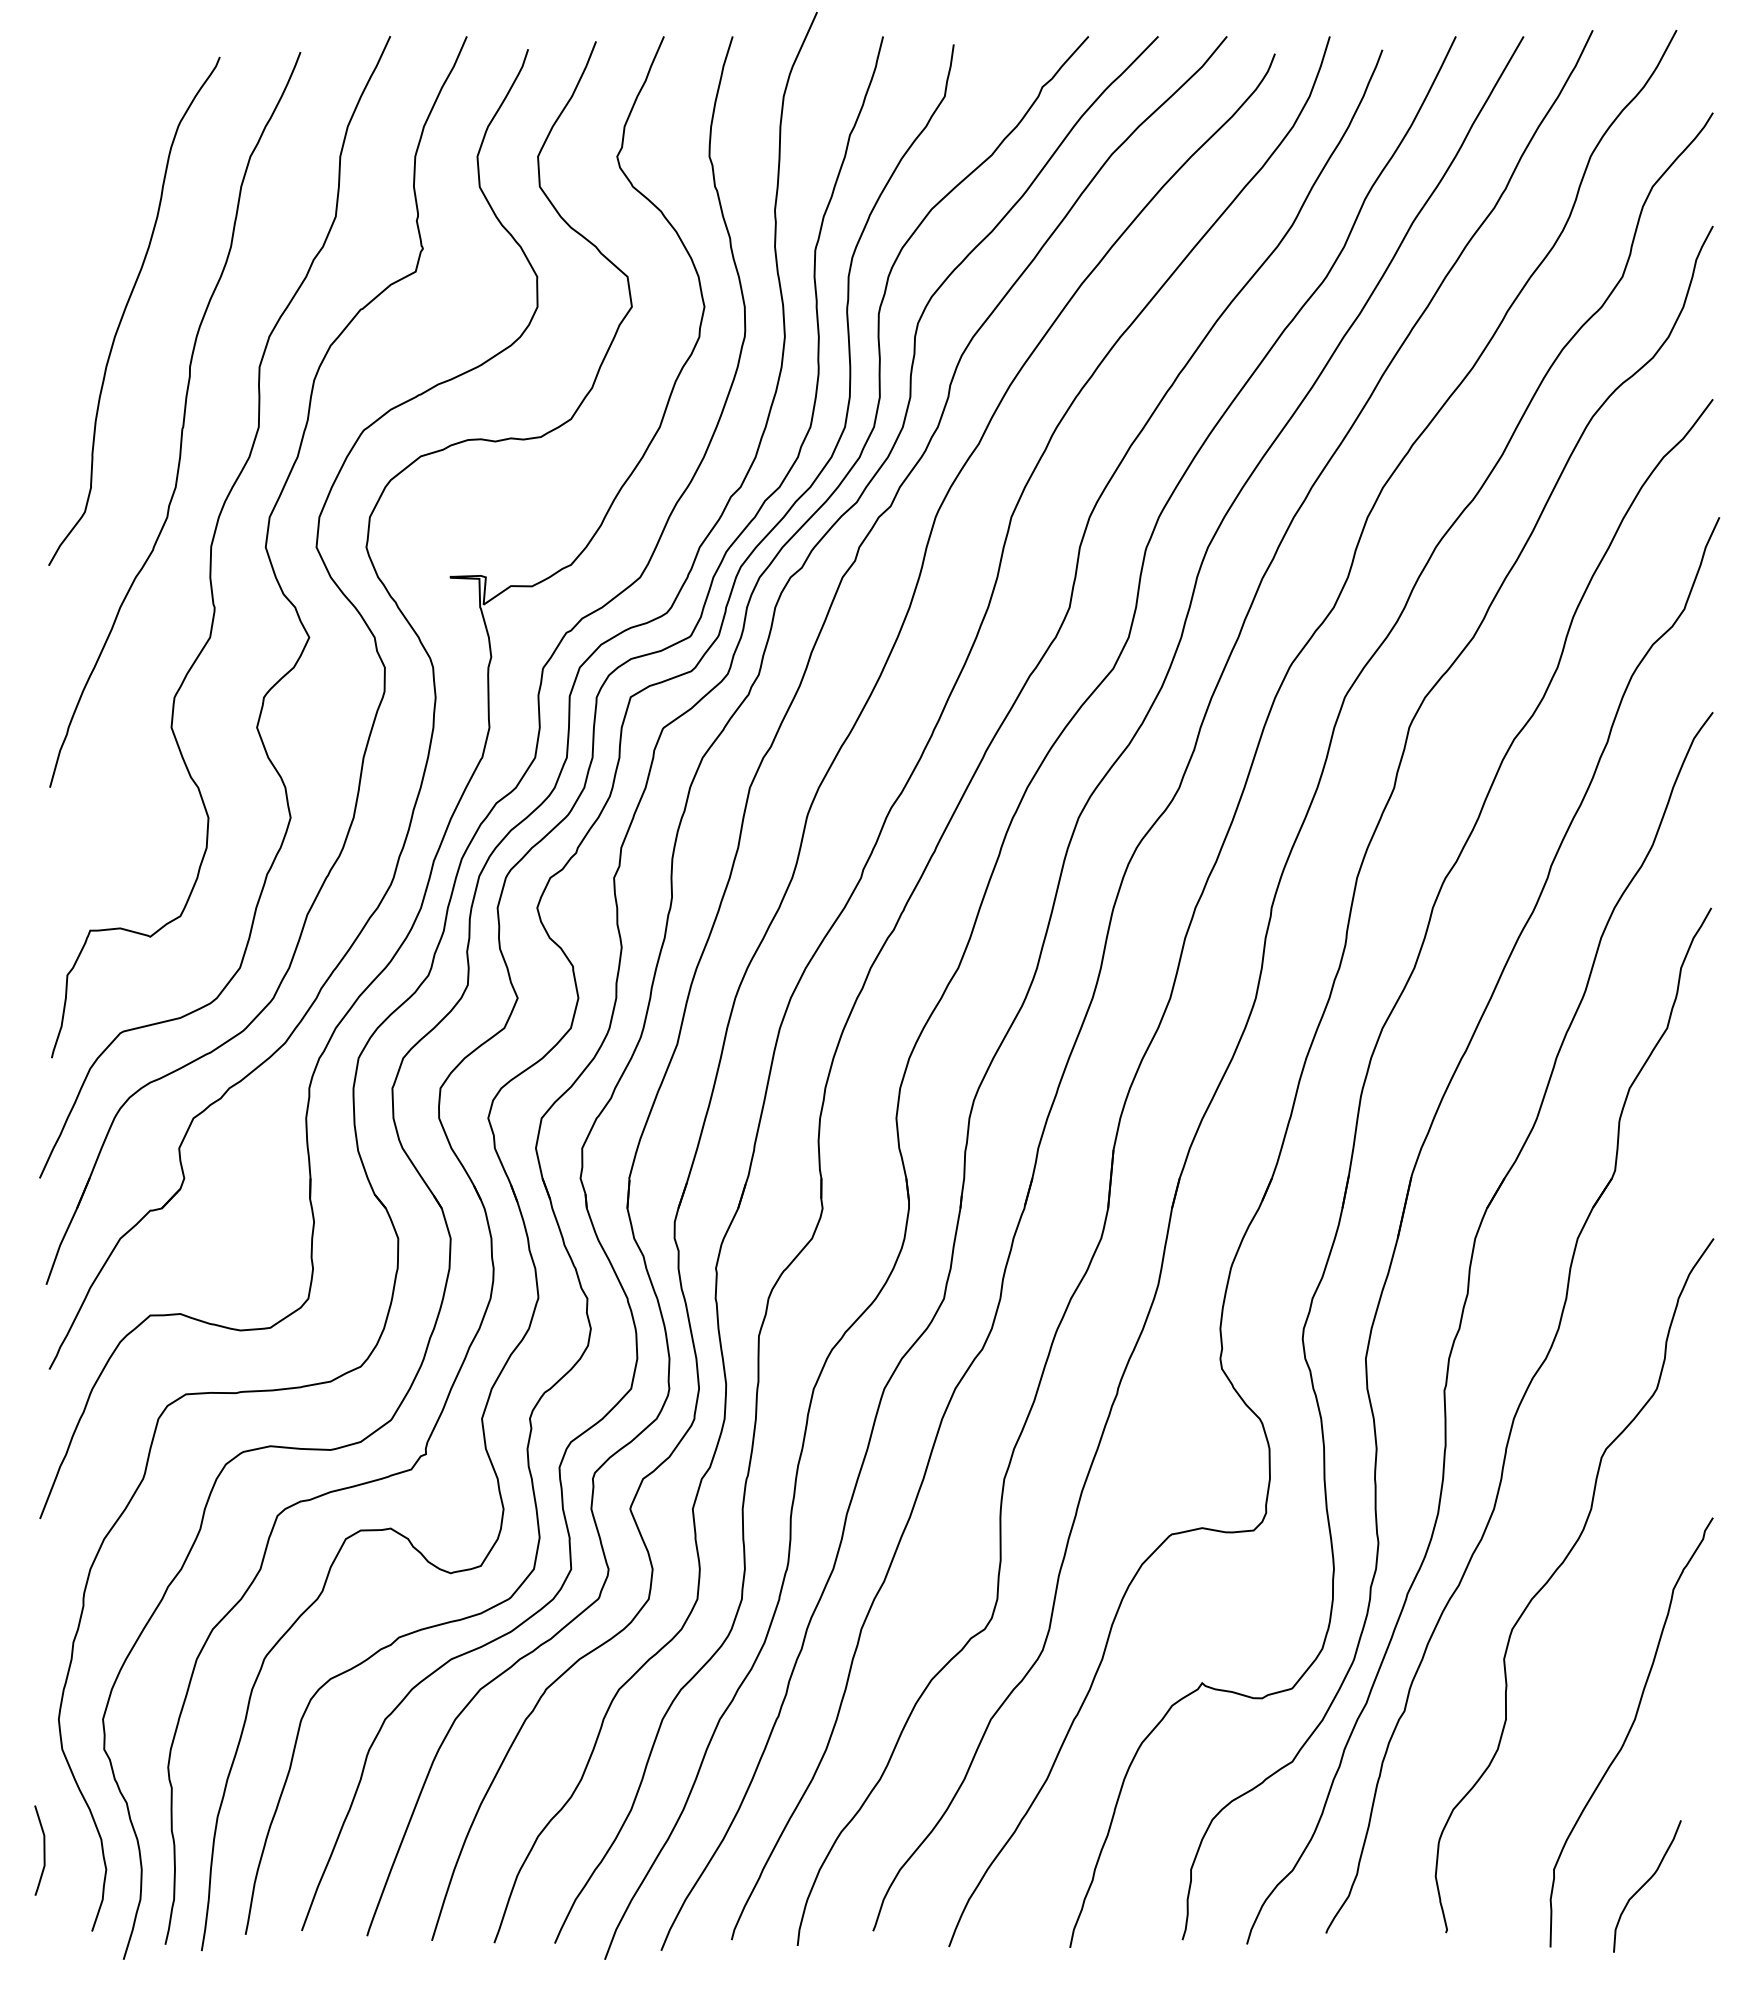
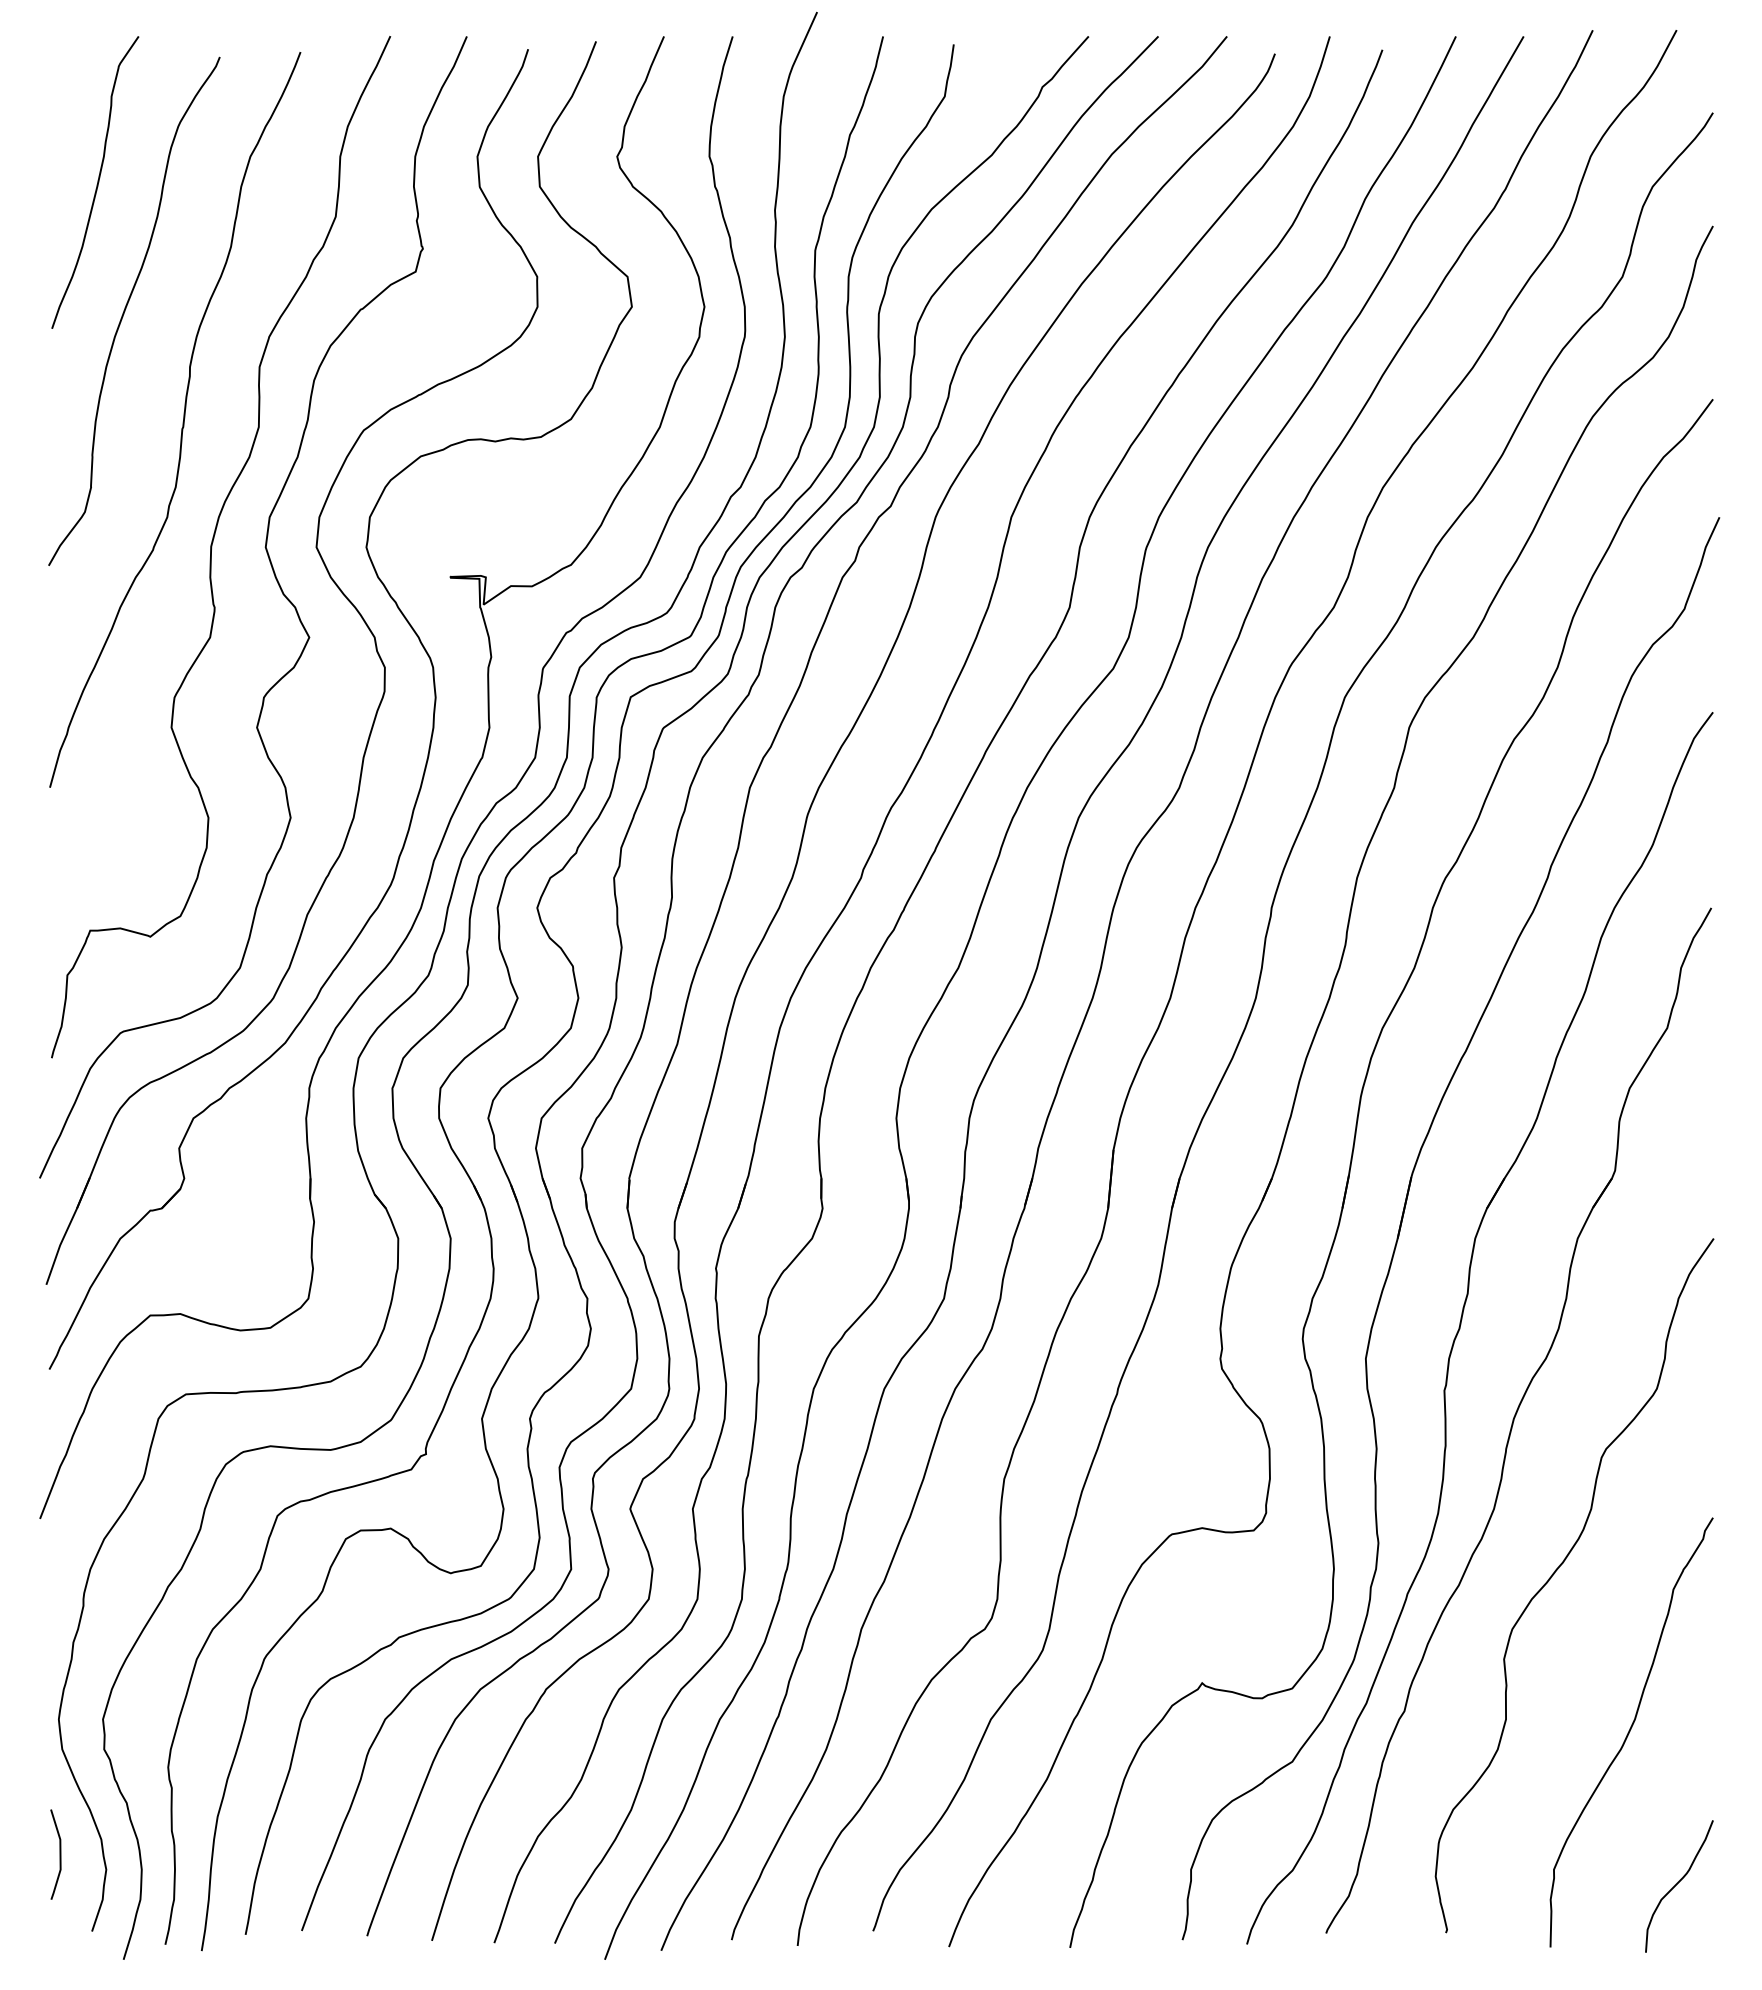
curve: none -> present (97, 182)
line position: (43, 1850) -> (59, 1854) (59, 1854)
curve position: (1645, 1884) -> (1677, 1884) (1677, 1884)
